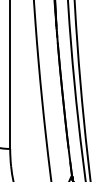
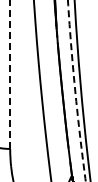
line: solid -> dashed (10, 74)
arc: solid -> dashed (75, 91)
